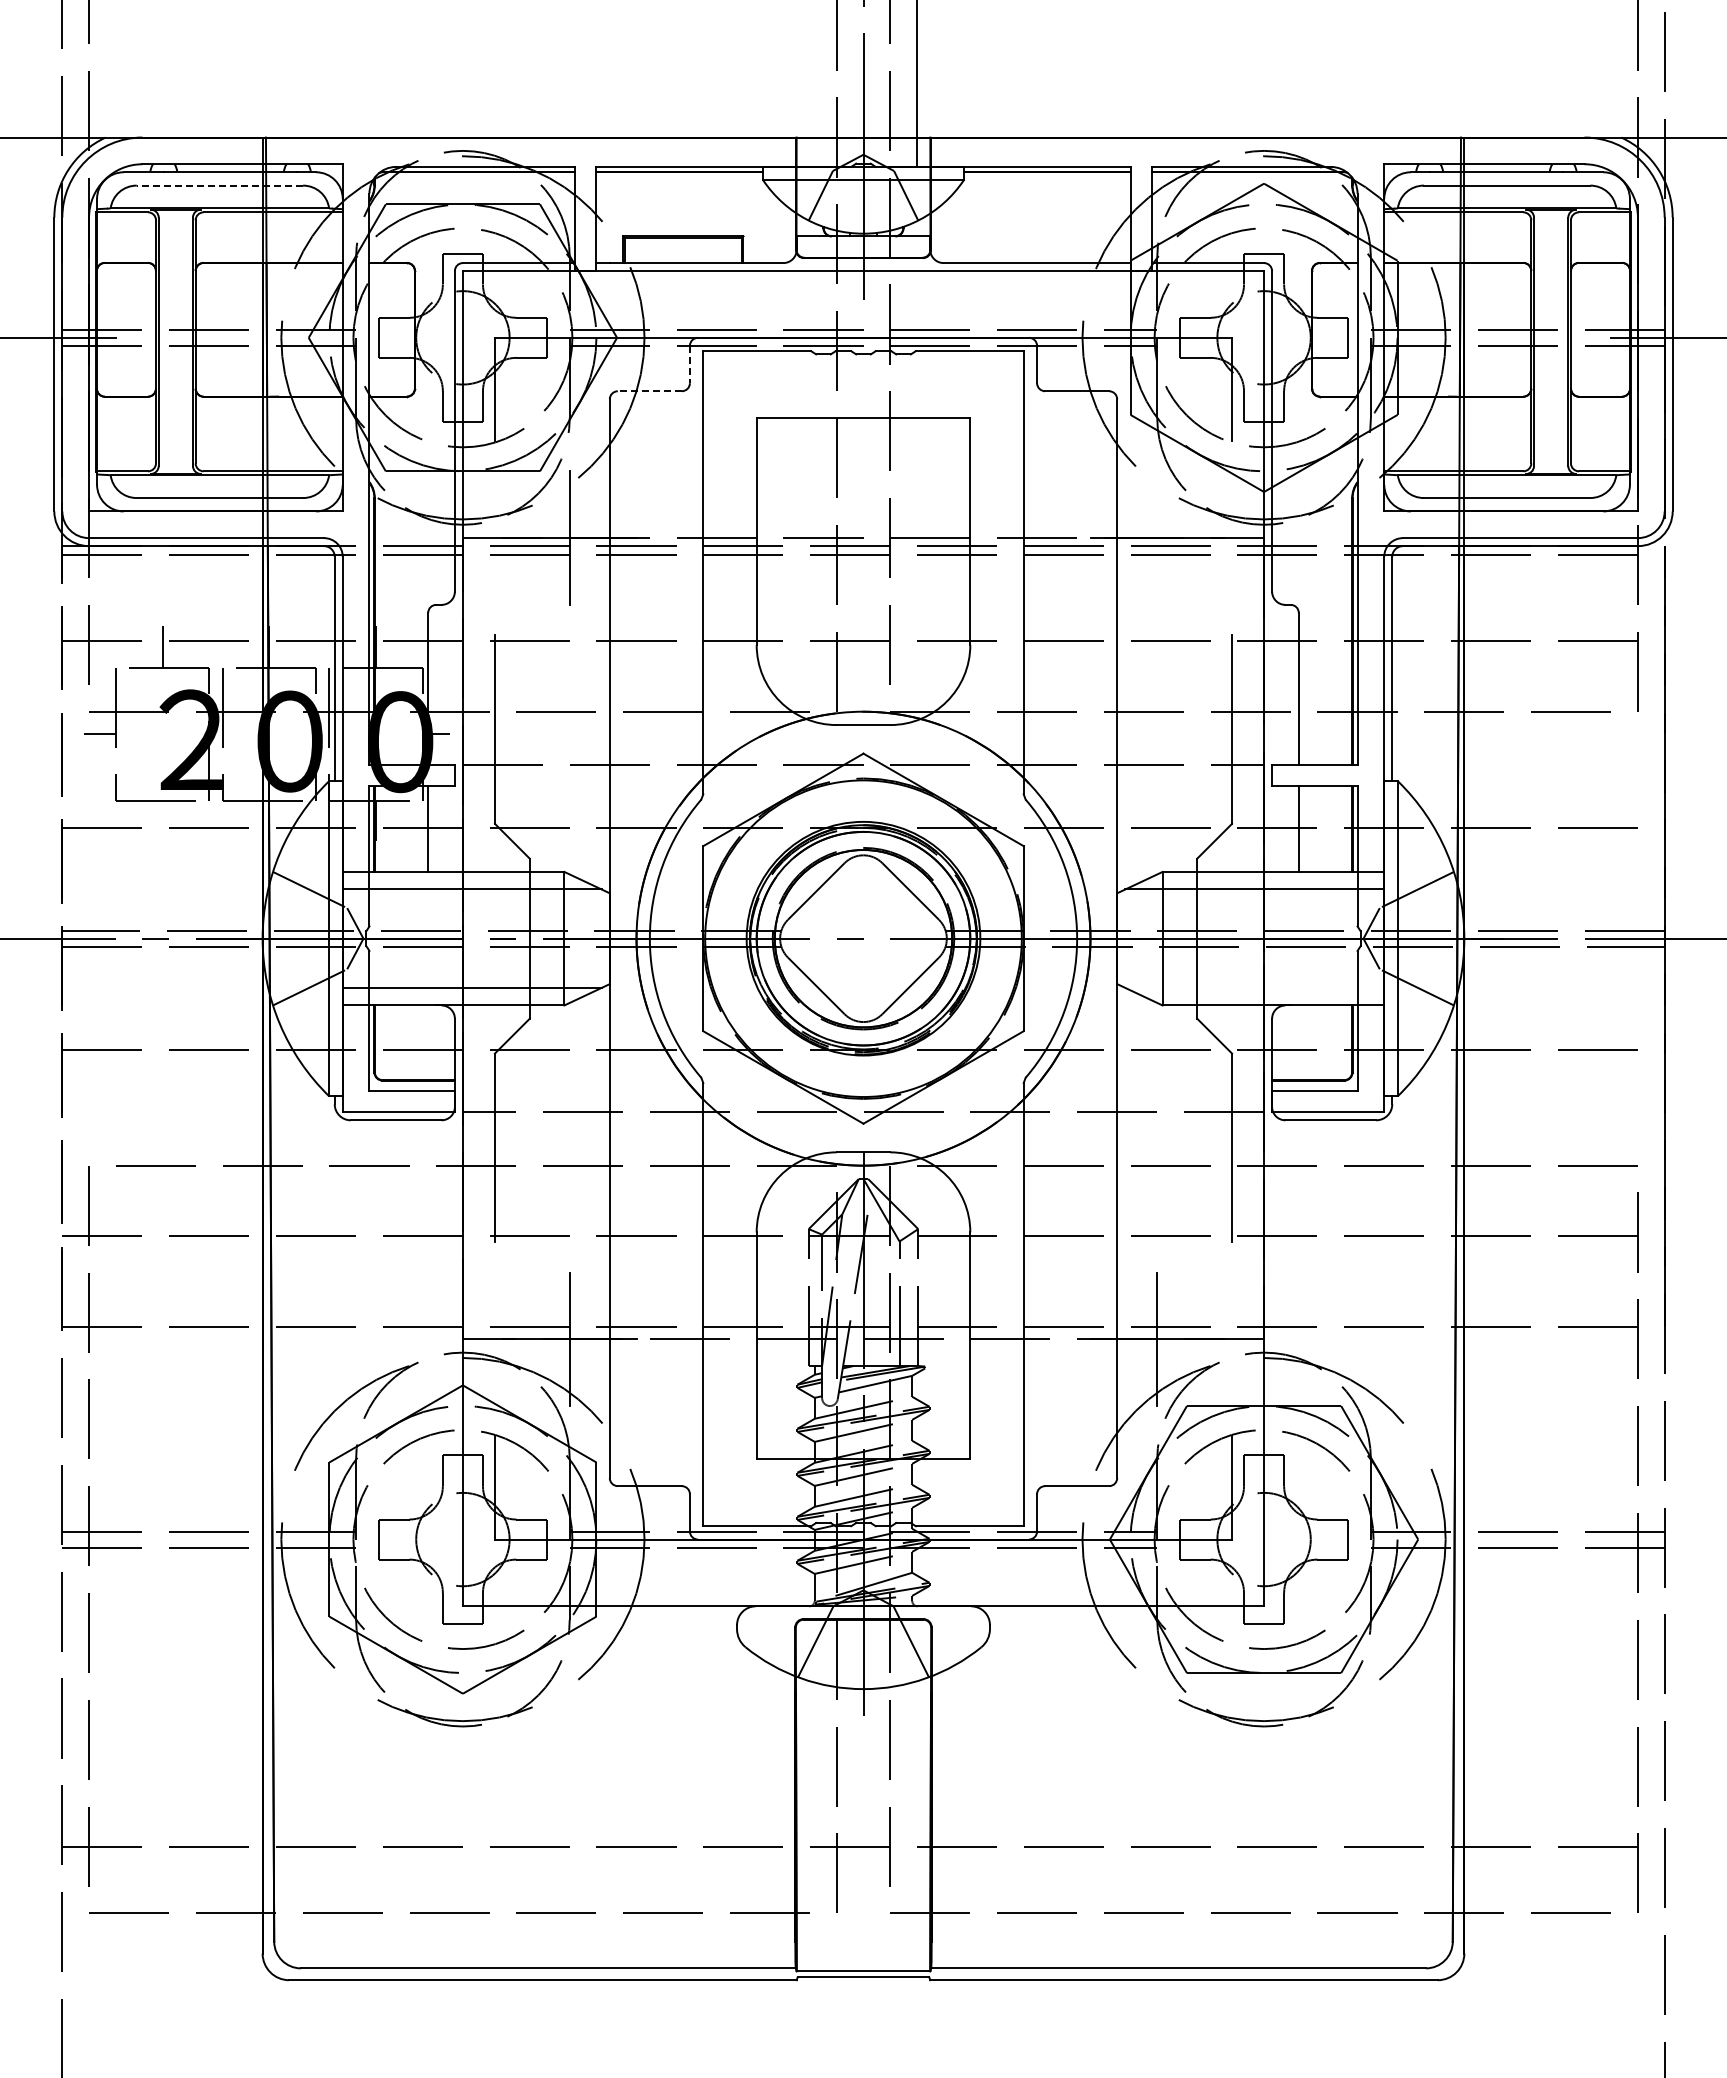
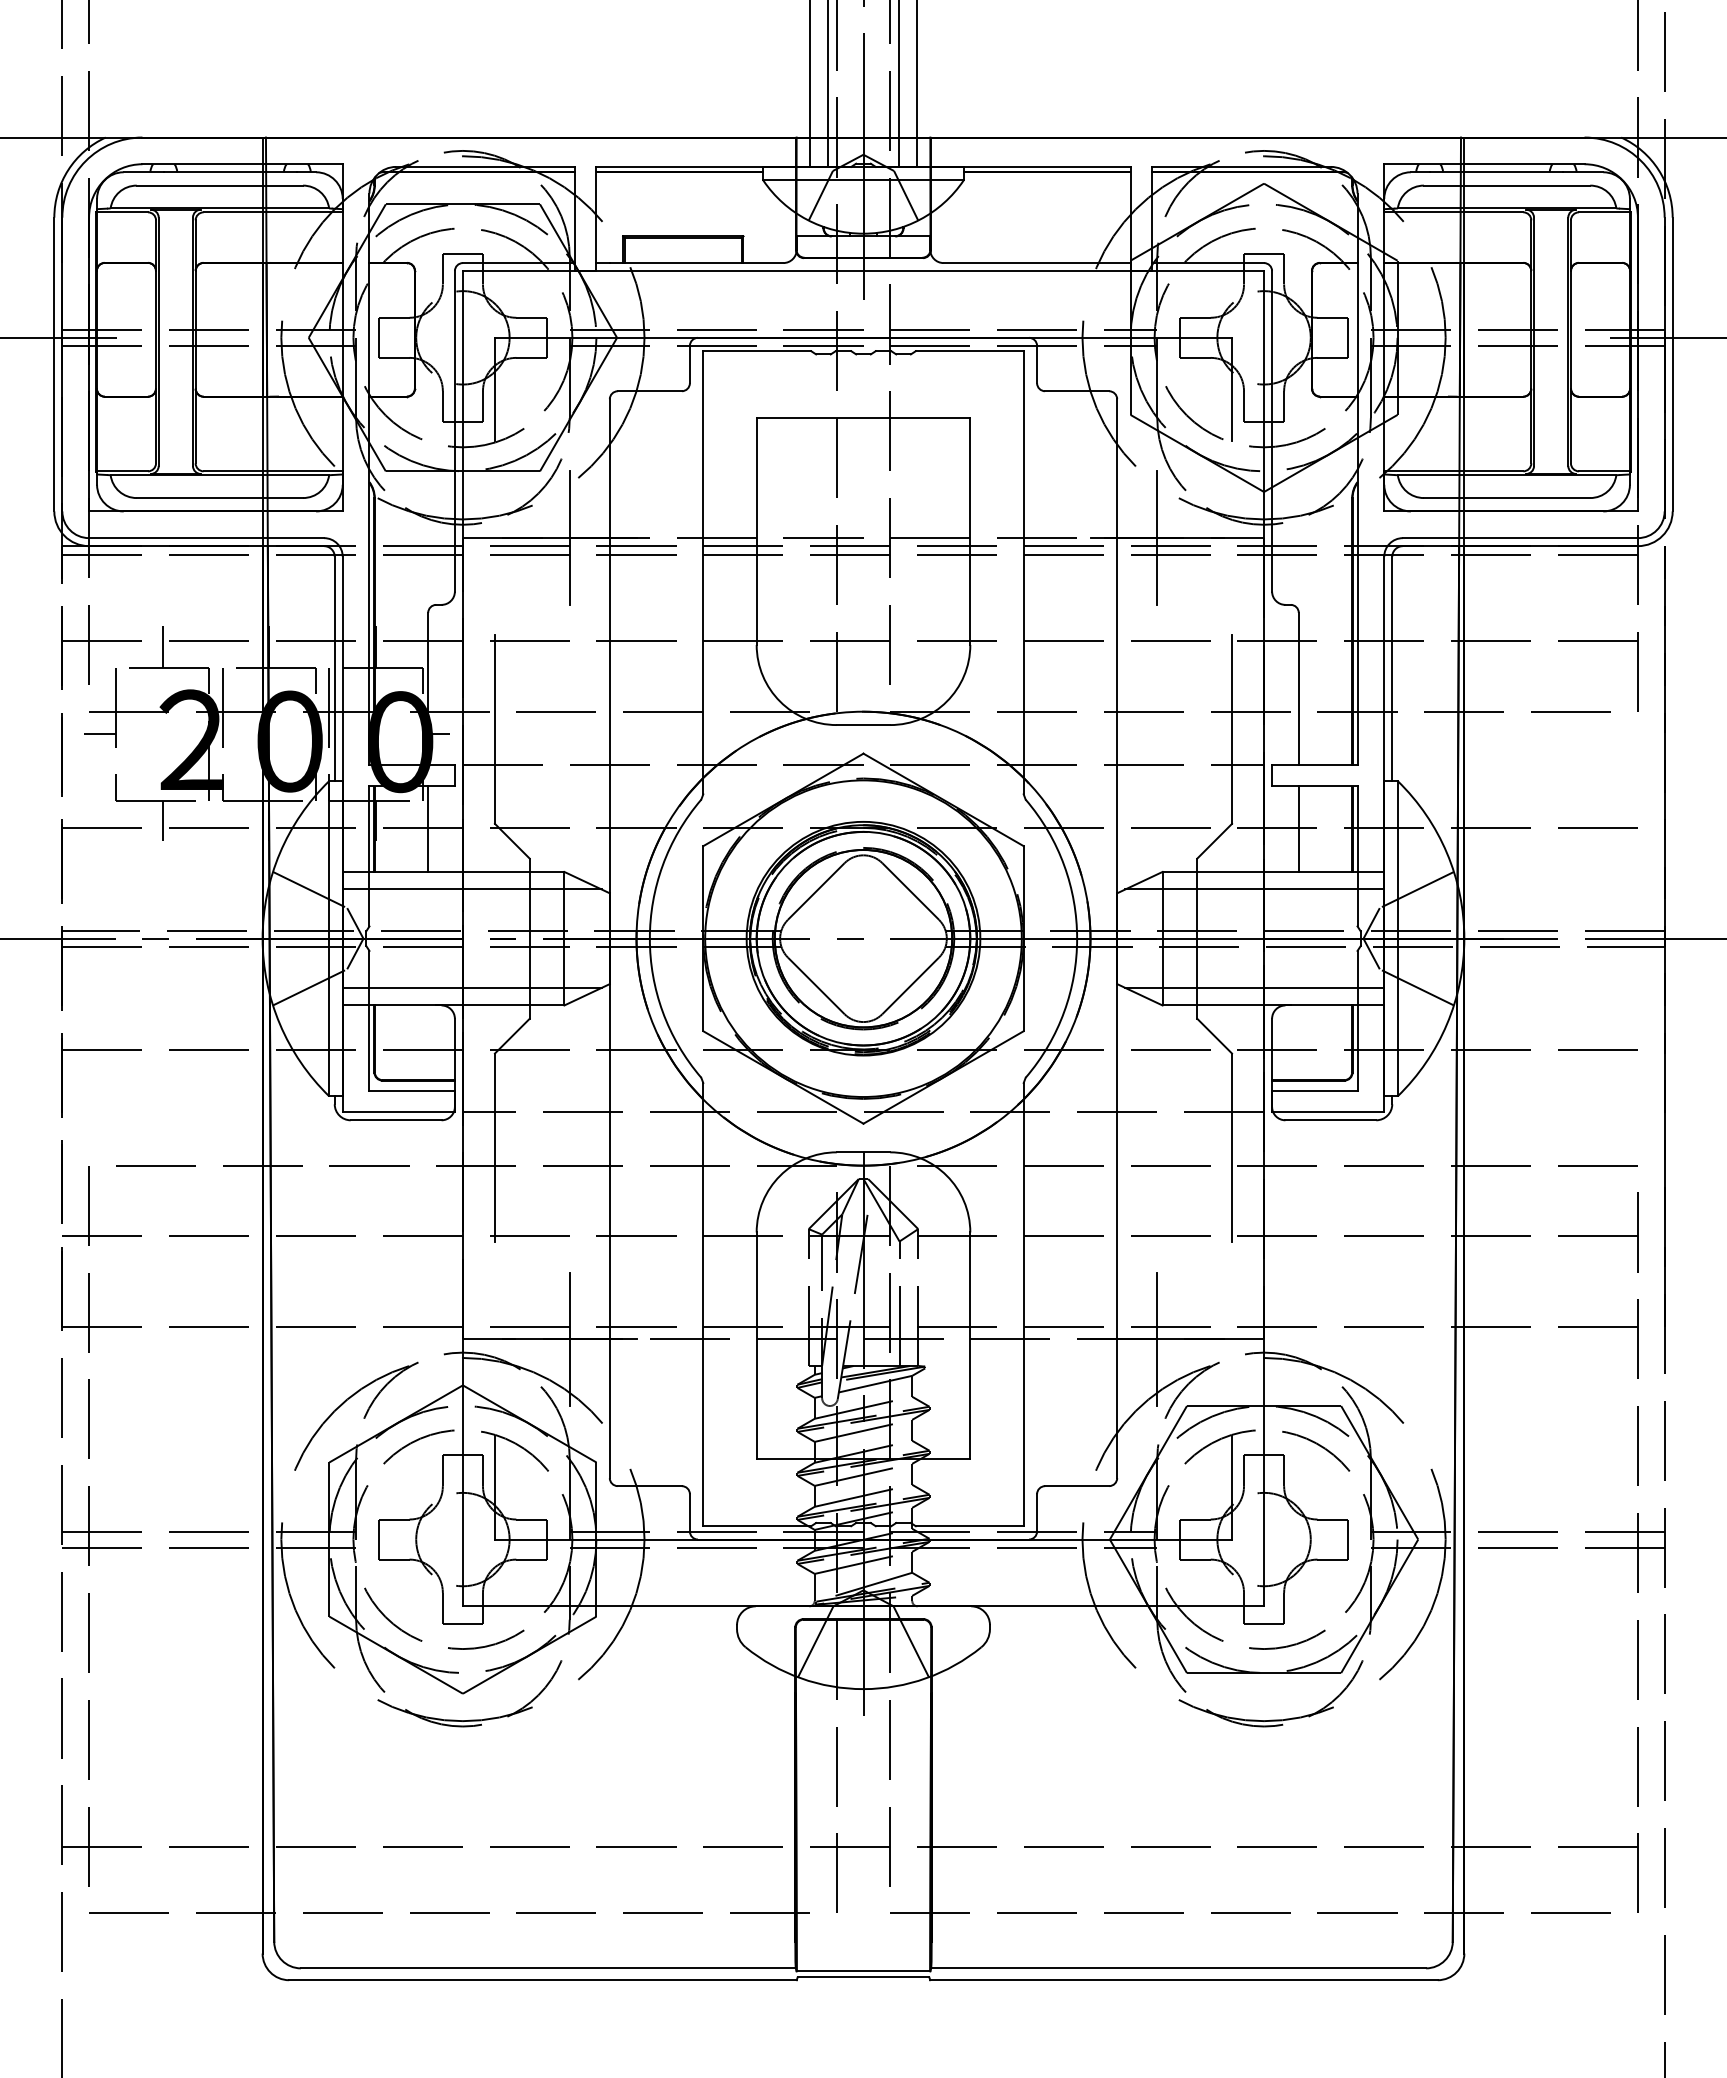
line: none -> present (810, 84)
line: none -> present (827, 84)
line: none -> present (899, 84)
line: dashed -> solid (219, 185)
line: dashed -> solid (689, 364)
line: dashed -> solid (649, 391)
line: none -> present (1157, 537)
line: none -> present (162, 820)
line: none -> present (1254, 987)
